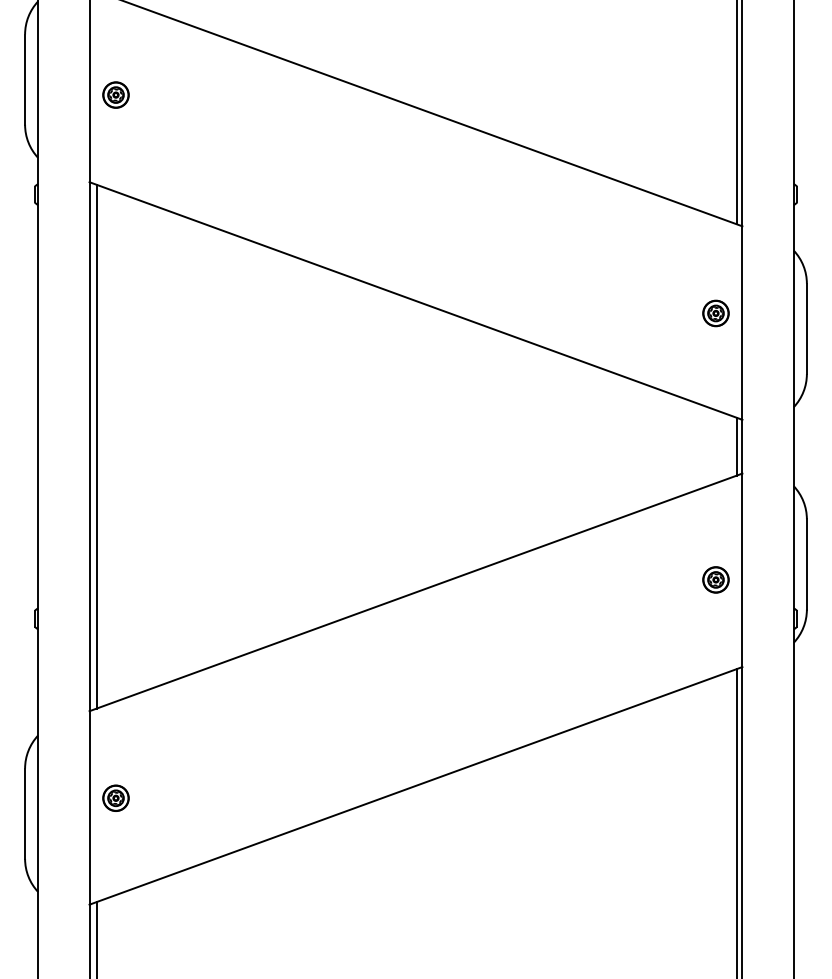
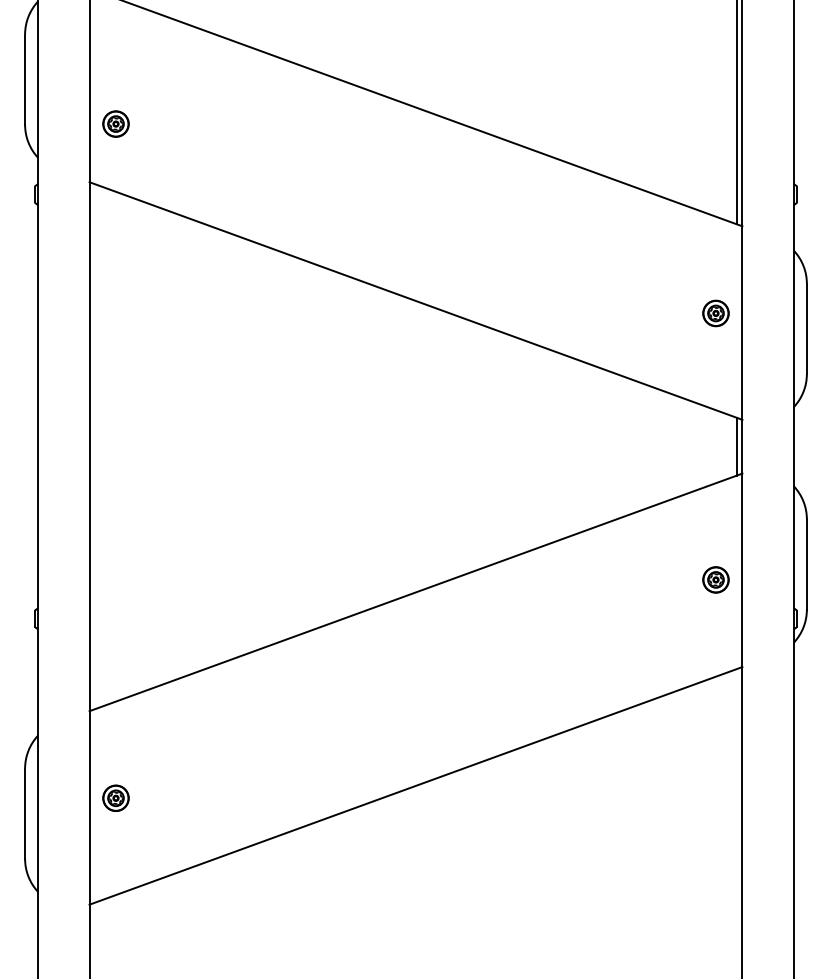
part position: (115, 94) -> (115, 123) (115, 123)
line: present -> none (96, 446)
line: present -> none (736, 822)
line: present -> none (96, 938)
